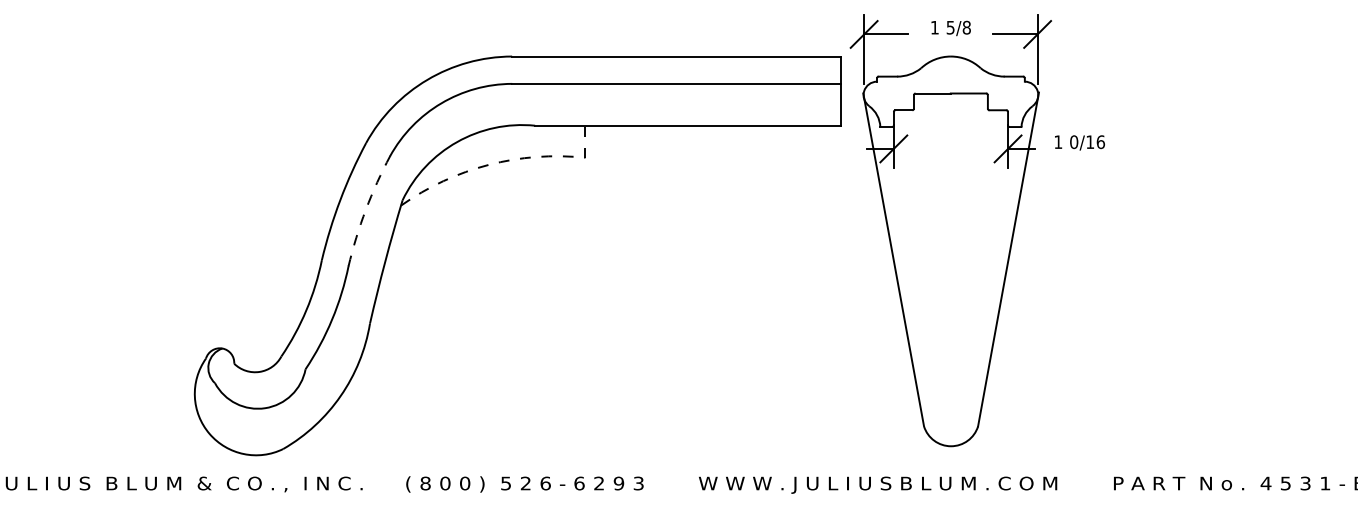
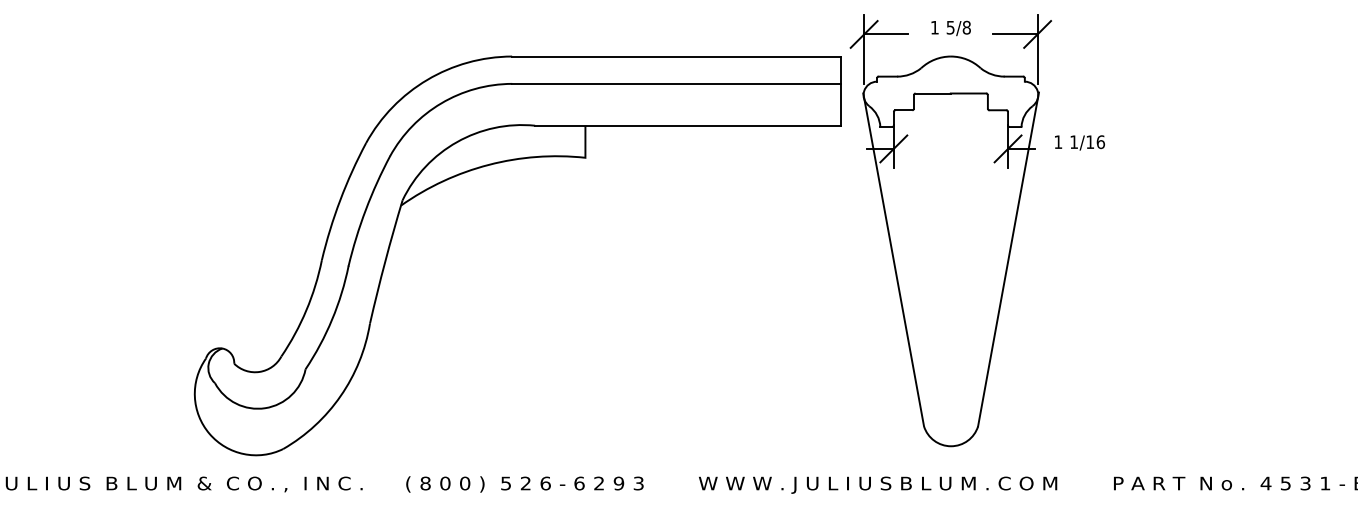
text: 0/16 -> 1/16 (1074, 142)
line: dashed -> solid (503, 161)
arc: dashed -> solid (365, 209)
